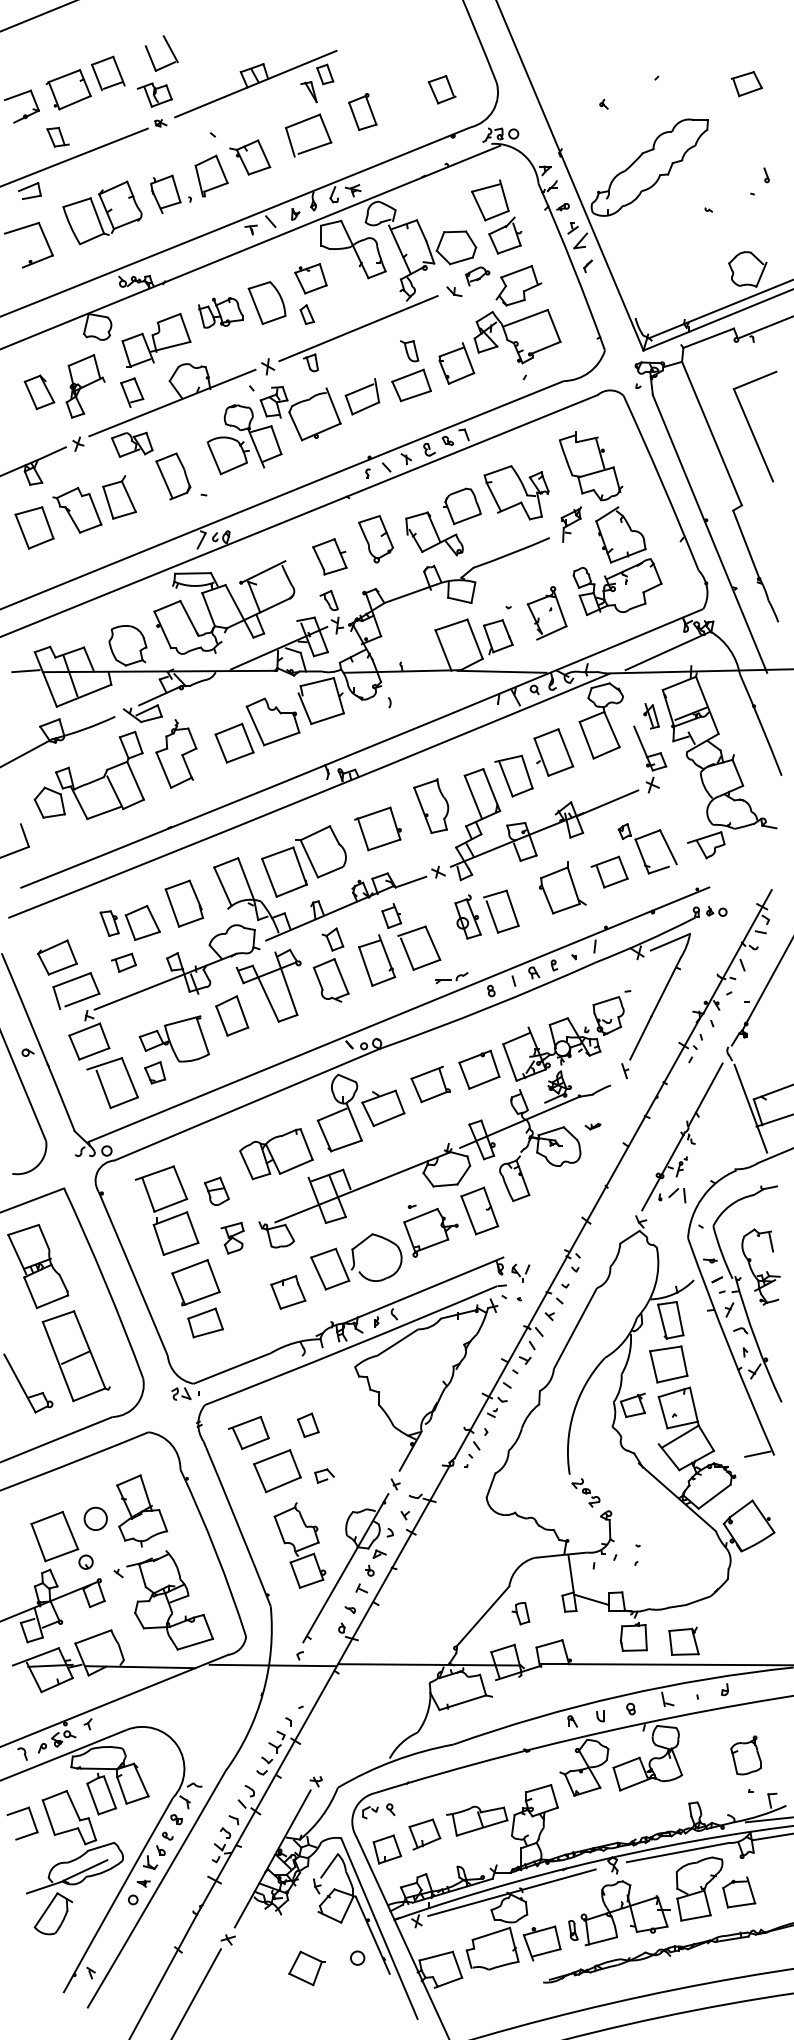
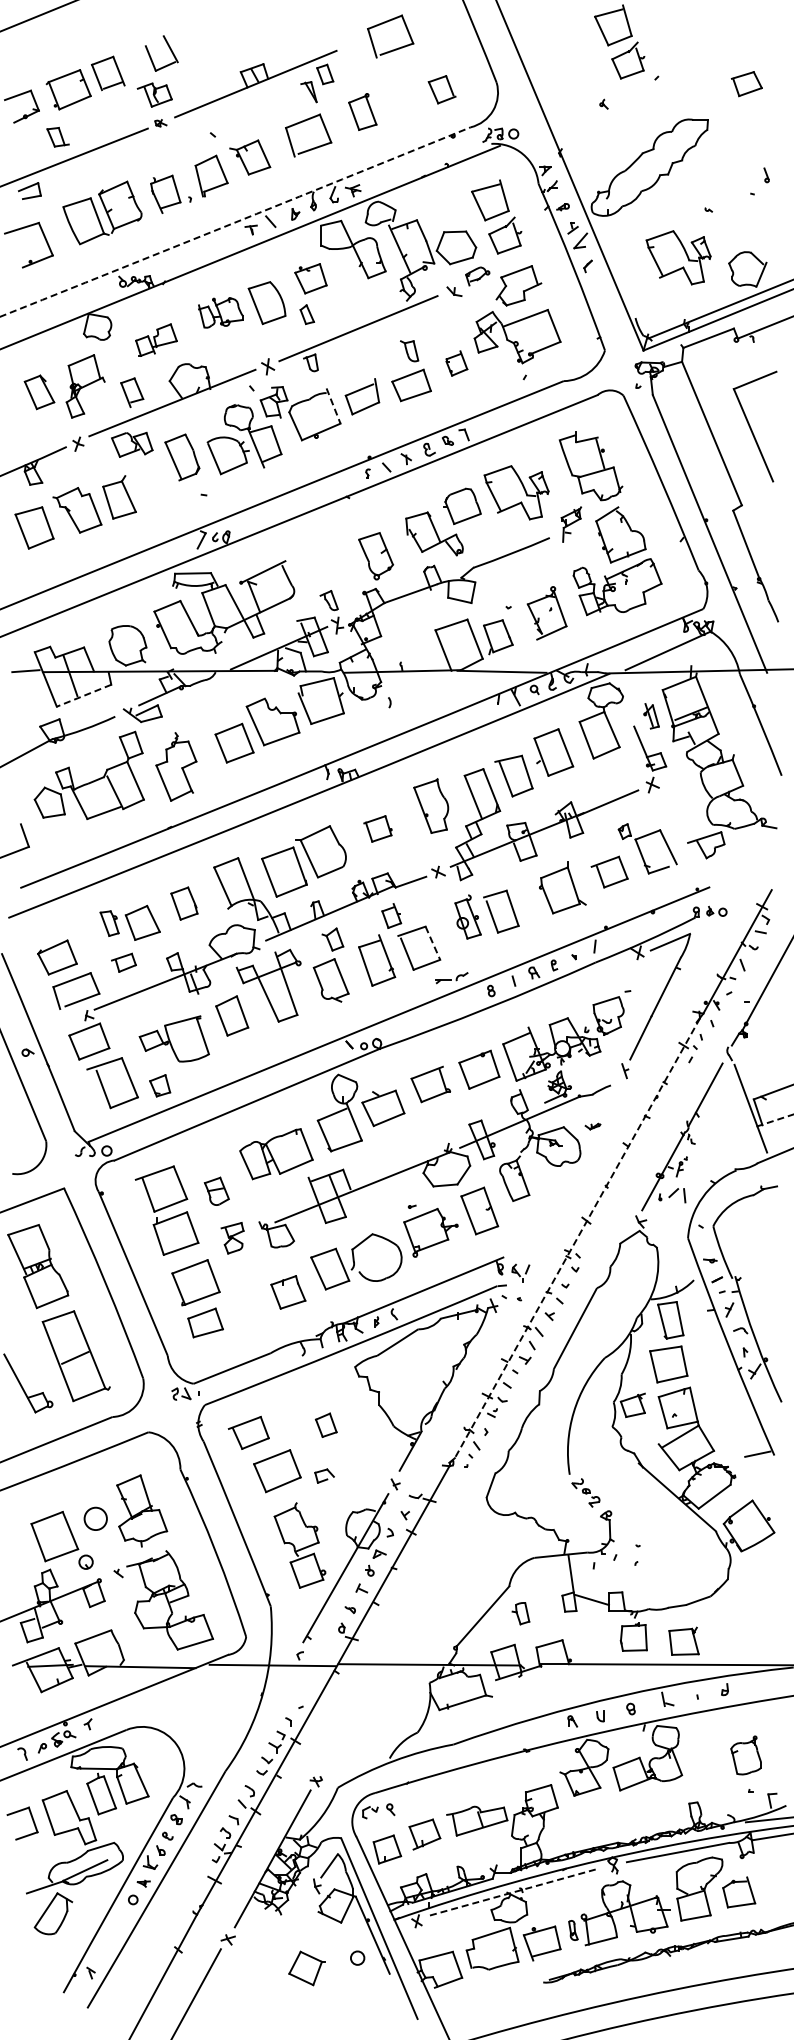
part: none -> present (619, 41)
part: none -> present (395, 48)
arc: solid -> dashed (235, 222)
part: none -> present (678, 257)
part size: 71x56 px -> 43x34 px (156, 339)
part size: 38x43 px -> 24x27 px (456, 363)
line: solid -> dashed (333, 406)
part position: (173, 476) -> (182, 457) (182, 457)
part position: (376, 539) -> (376, 556) (376, 556)
part: present -> none (329, 556)
line: solid -> dashed (83, 695)
part position: (176, 753) -> (176, 766) (176, 766)
part size: 48x46 px -> 30x28 px (377, 828)
part size: 41x49 px -> 29x35 px (184, 903)
line: solid -> dashed (433, 943)
part position: (155, 1072) -> (160, 1085) (160, 1085)
line: solid -> dashed (775, 1120)
line: solid -> dashed (577, 1238)
part: present -> none (766, 1271)
part position: (307, 1424) -> (325, 1424) (325, 1424)
line: solid -> dashed (511, 1892)
